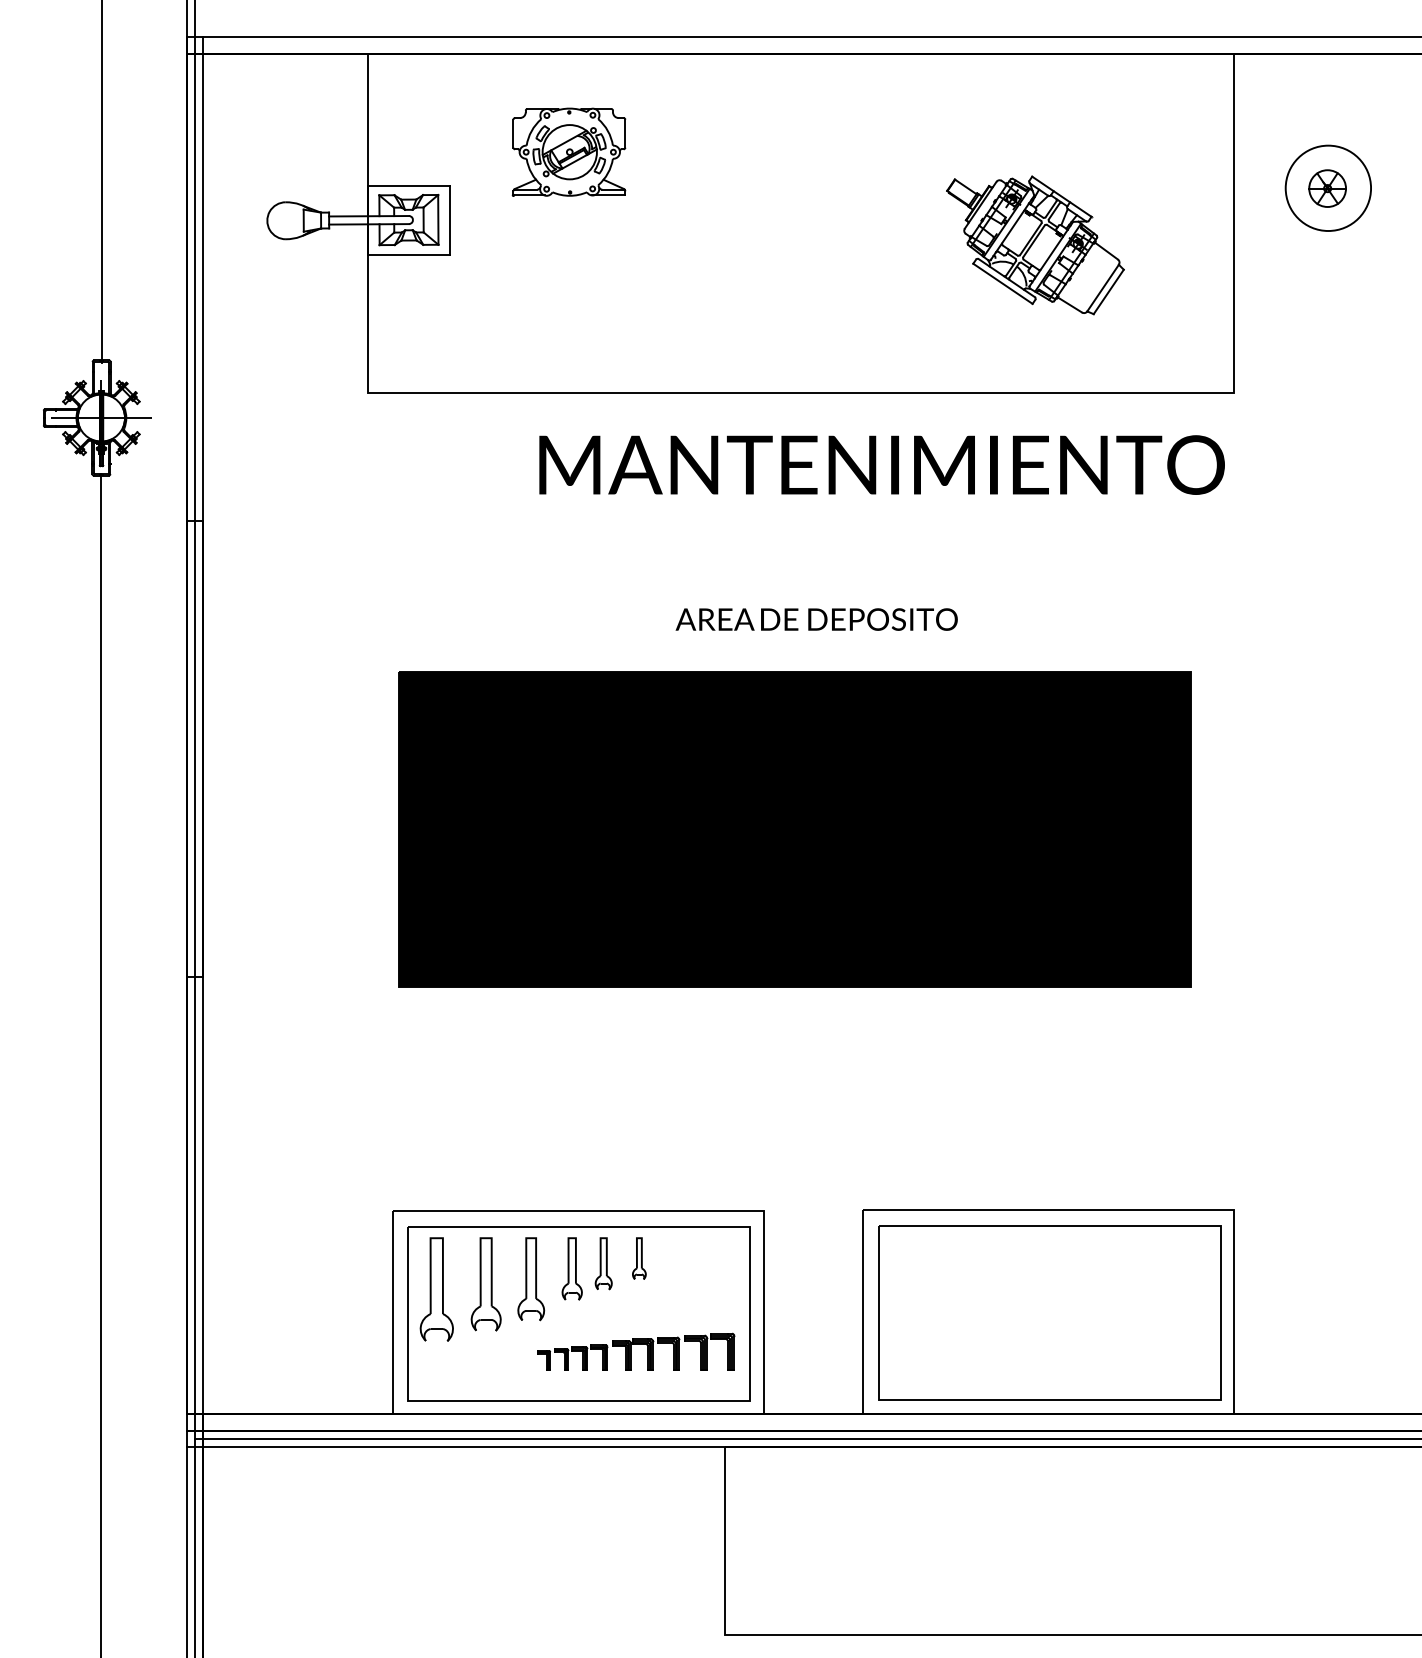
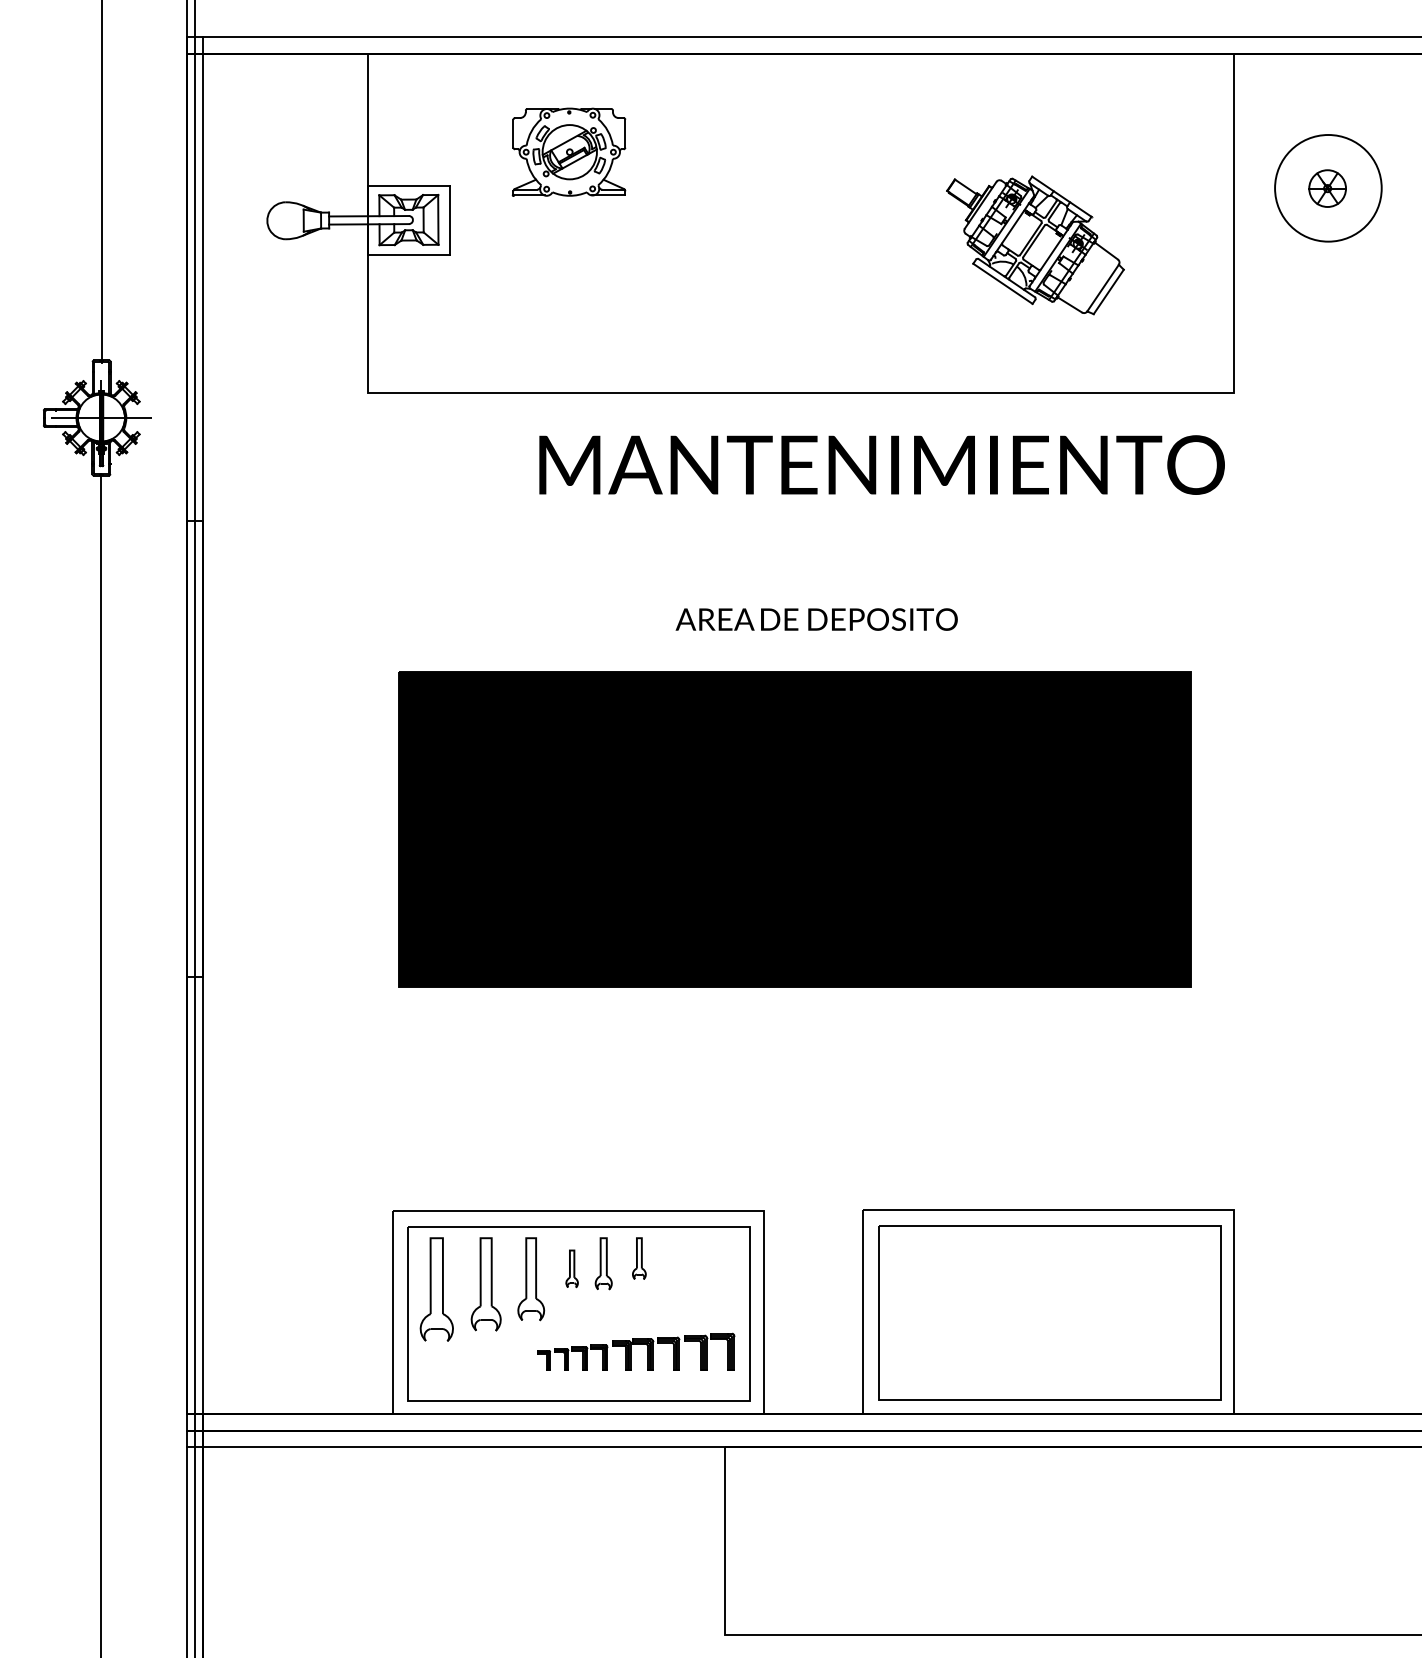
circle diameter: 85 px -> 107 px (1328, 188)
part size: 22x64 px -> 14x40 px (571, 1268)
line: present -> none (806, 1438)
